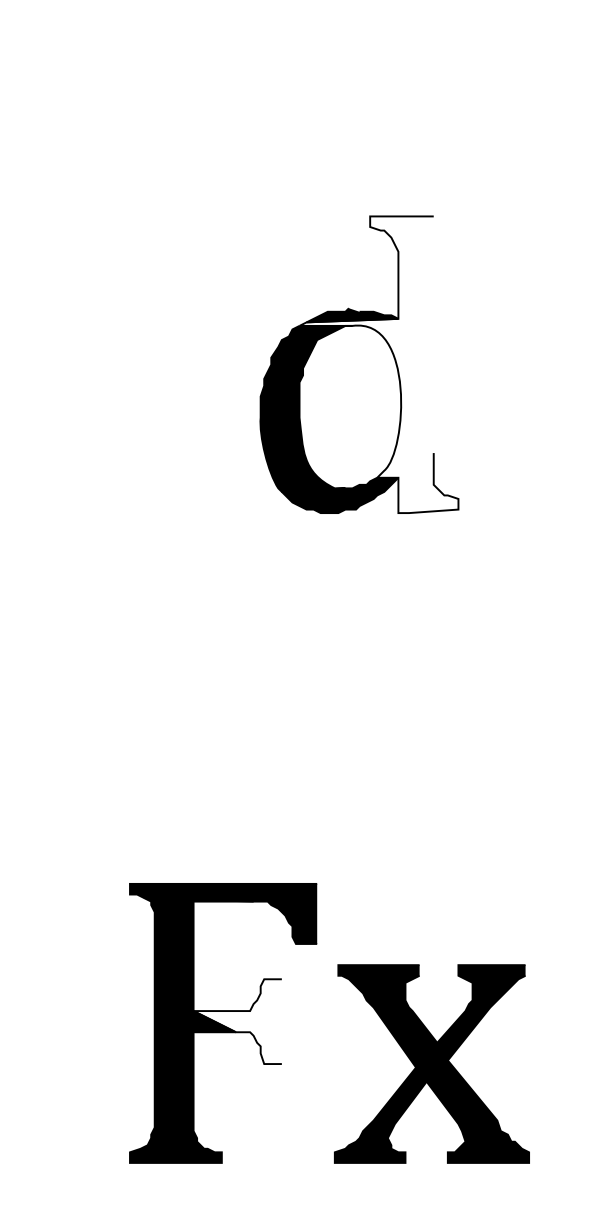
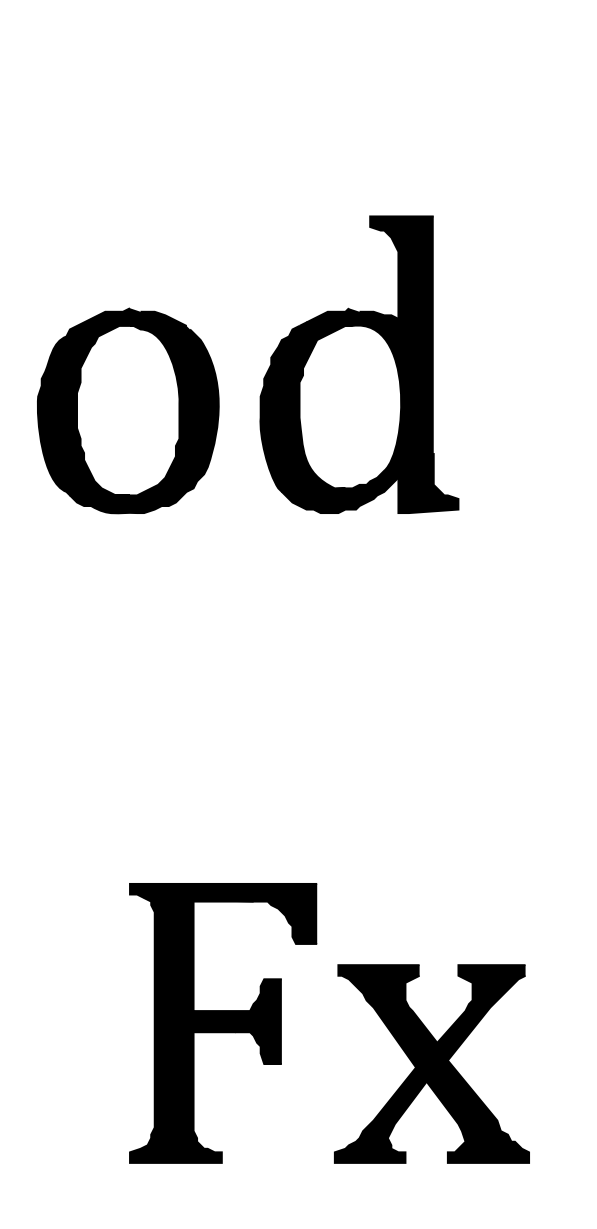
fill: none -> present (378, 364)
part: none -> present (128, 410)
fill: none -> present (237, 1021)
